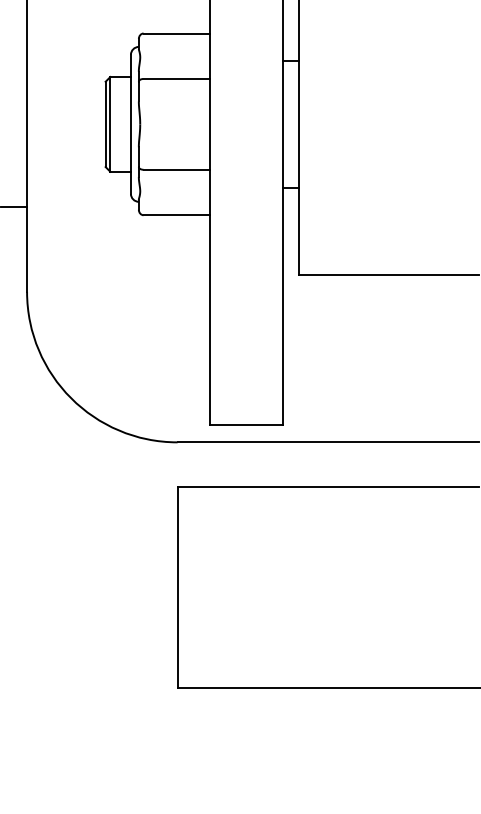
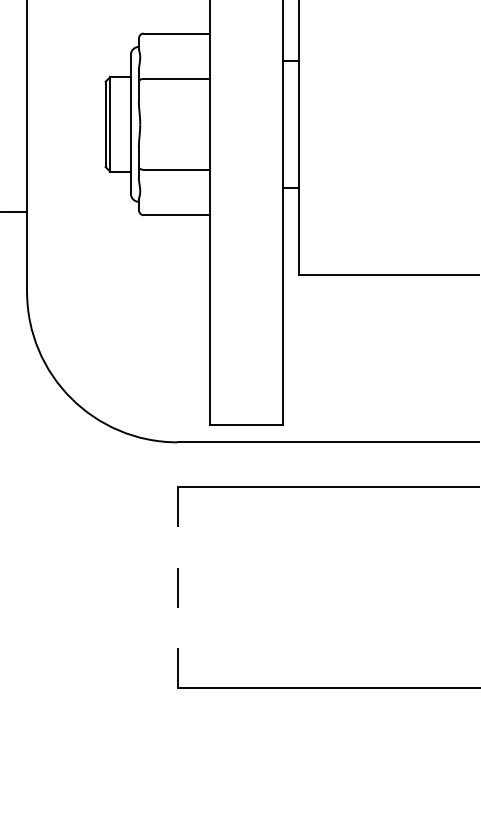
line position: (14, 206) -> (14, 211) (14, 211)
line: solid -> dashed (177, 588)
